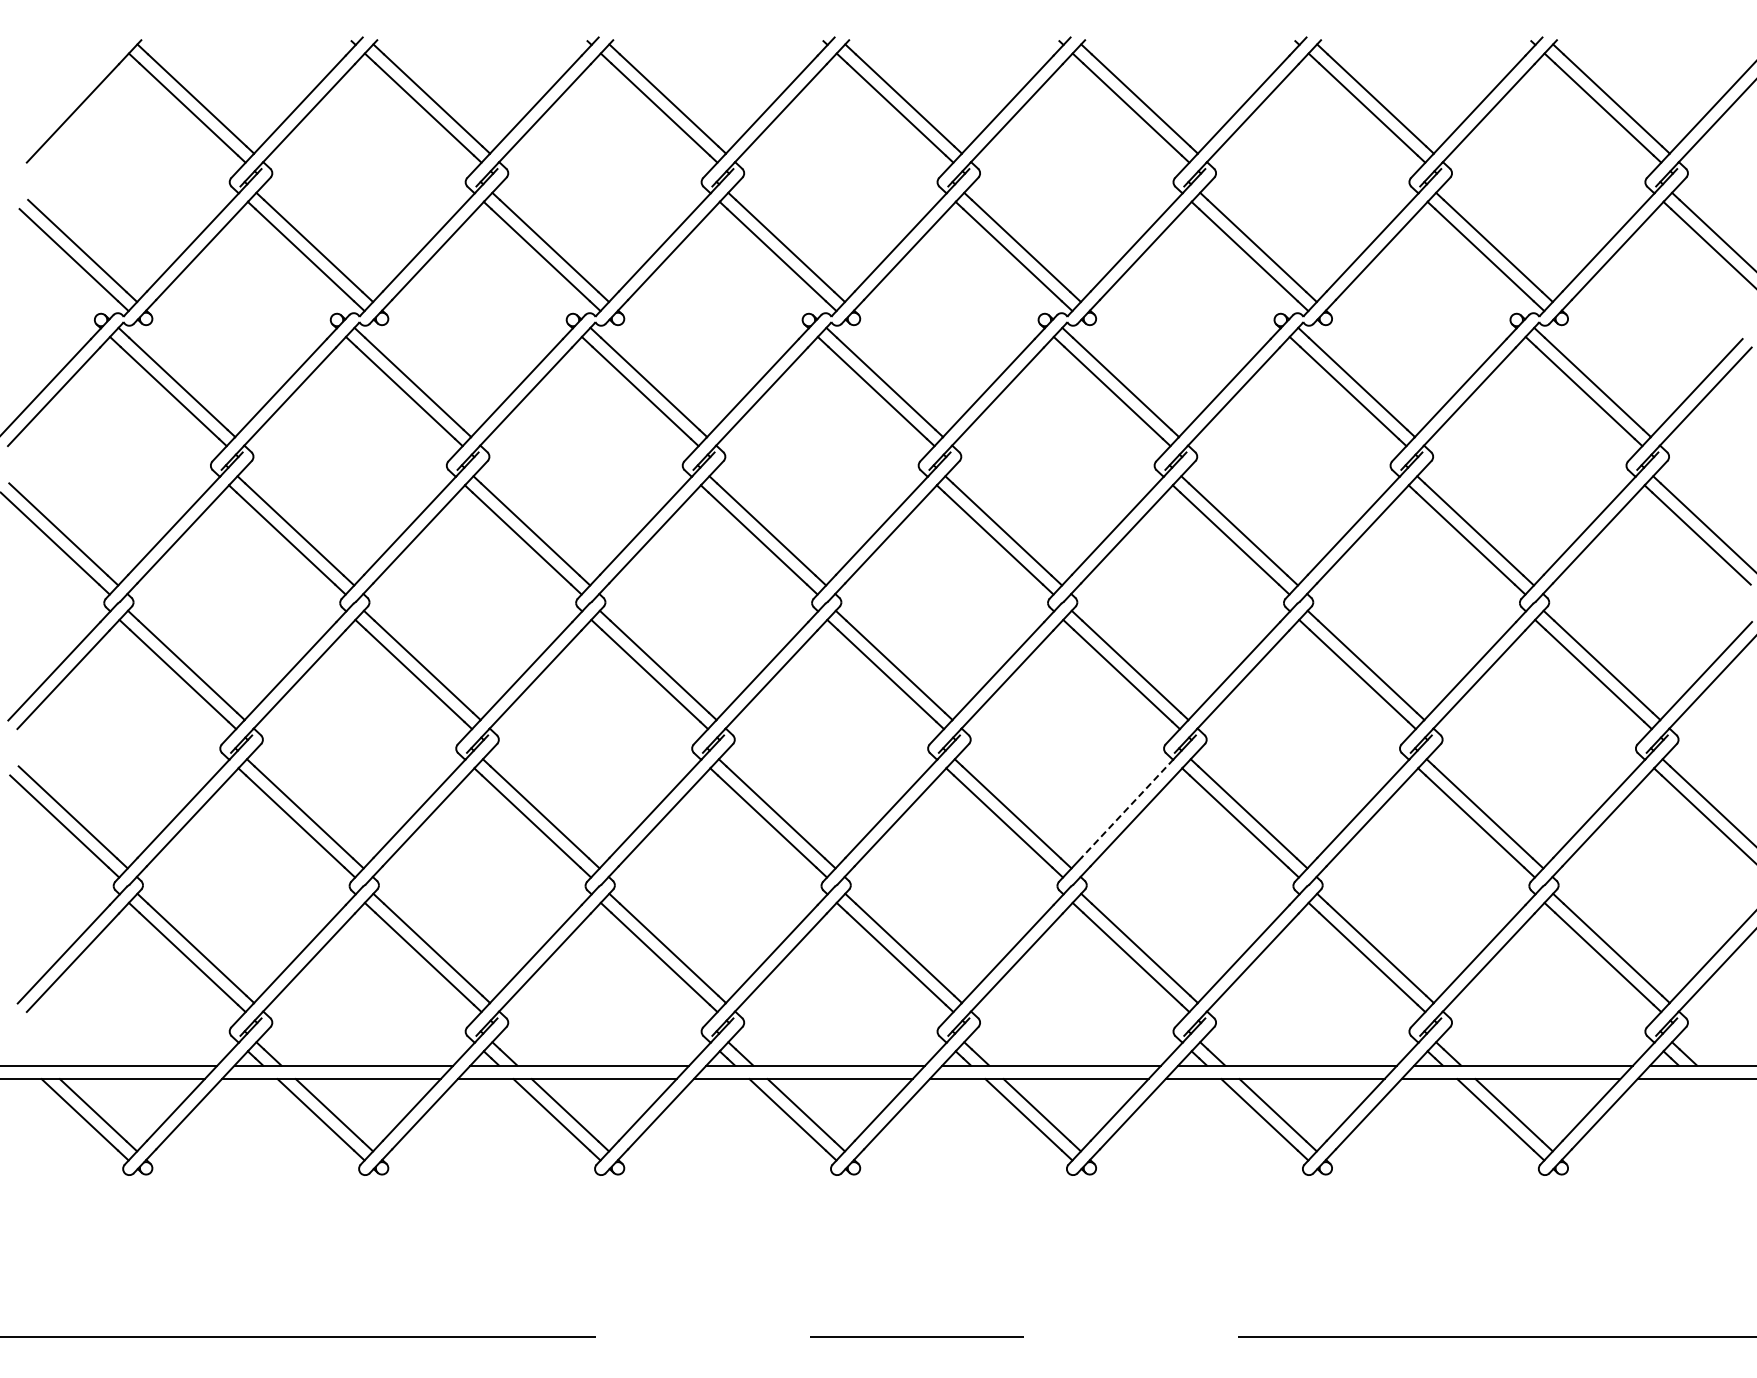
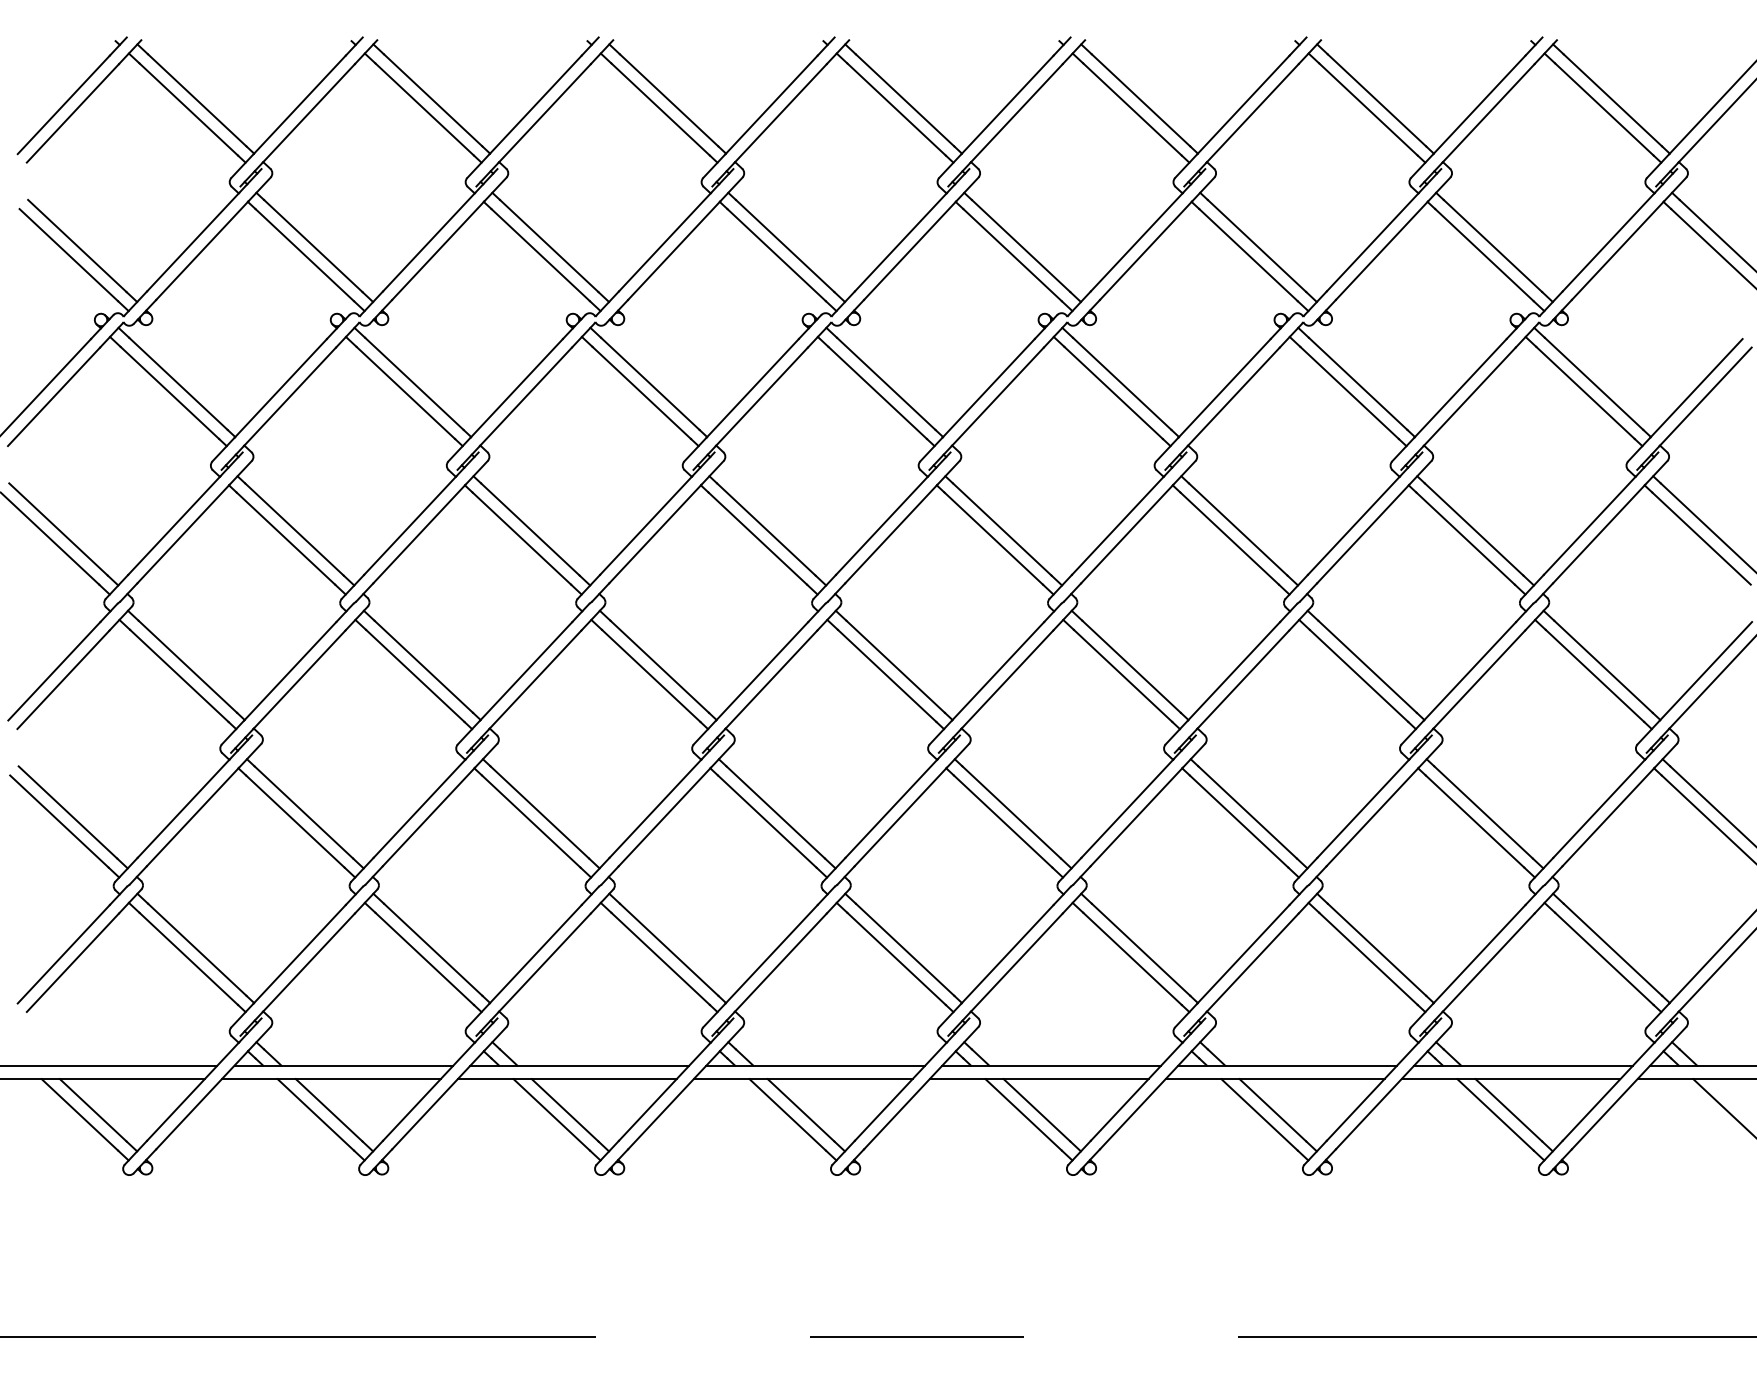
part: none -> present (71, 95)
line: dashed -> solid (1127, 808)
line: none -> present (1723, 1107)
